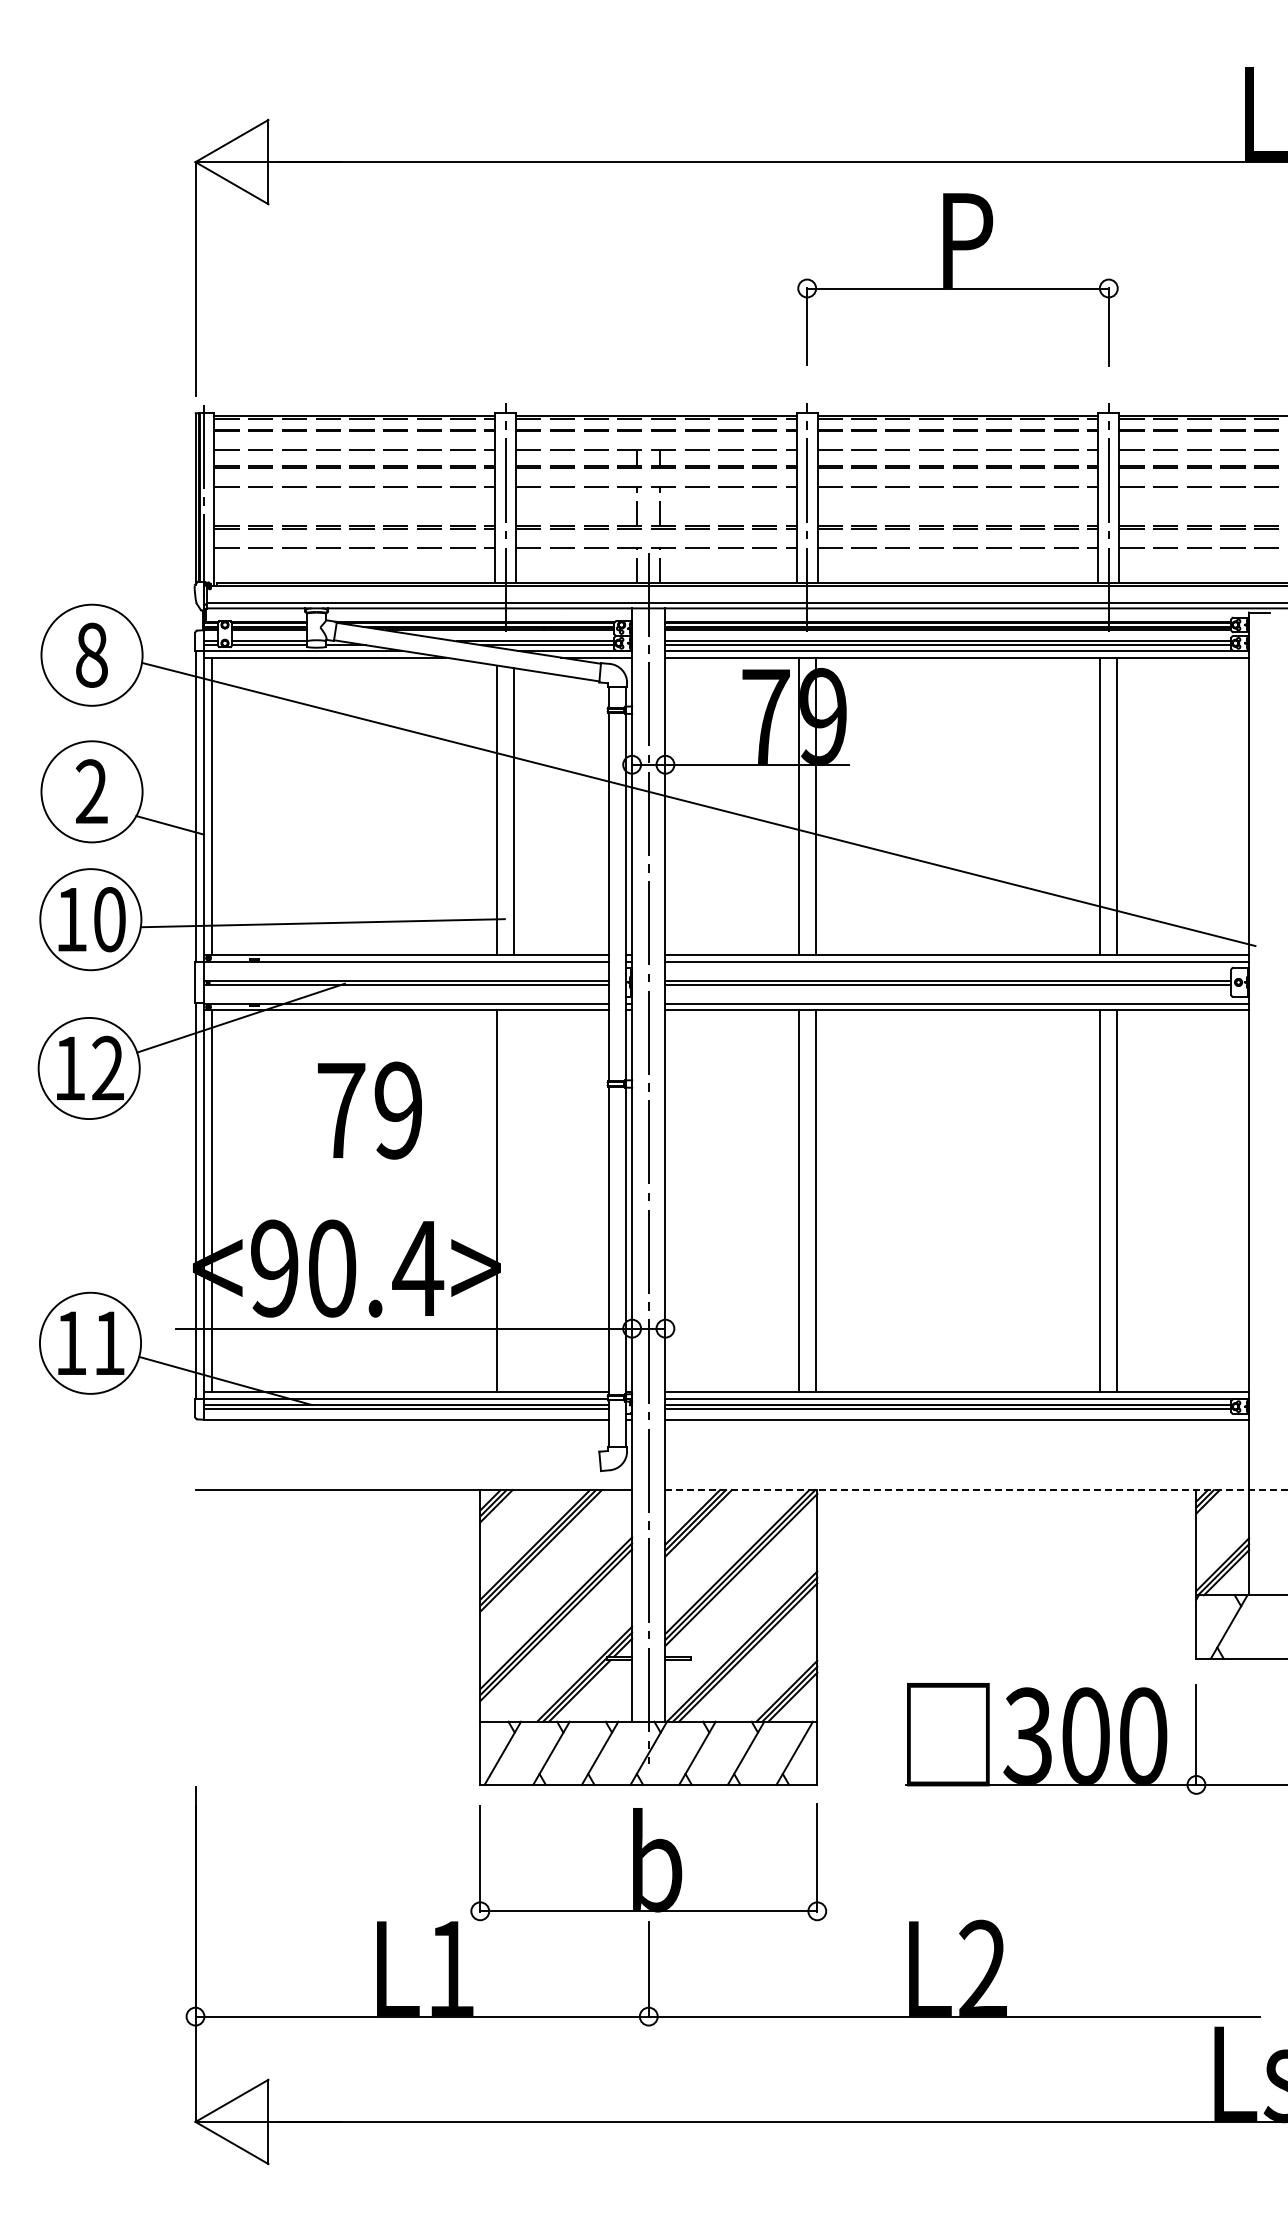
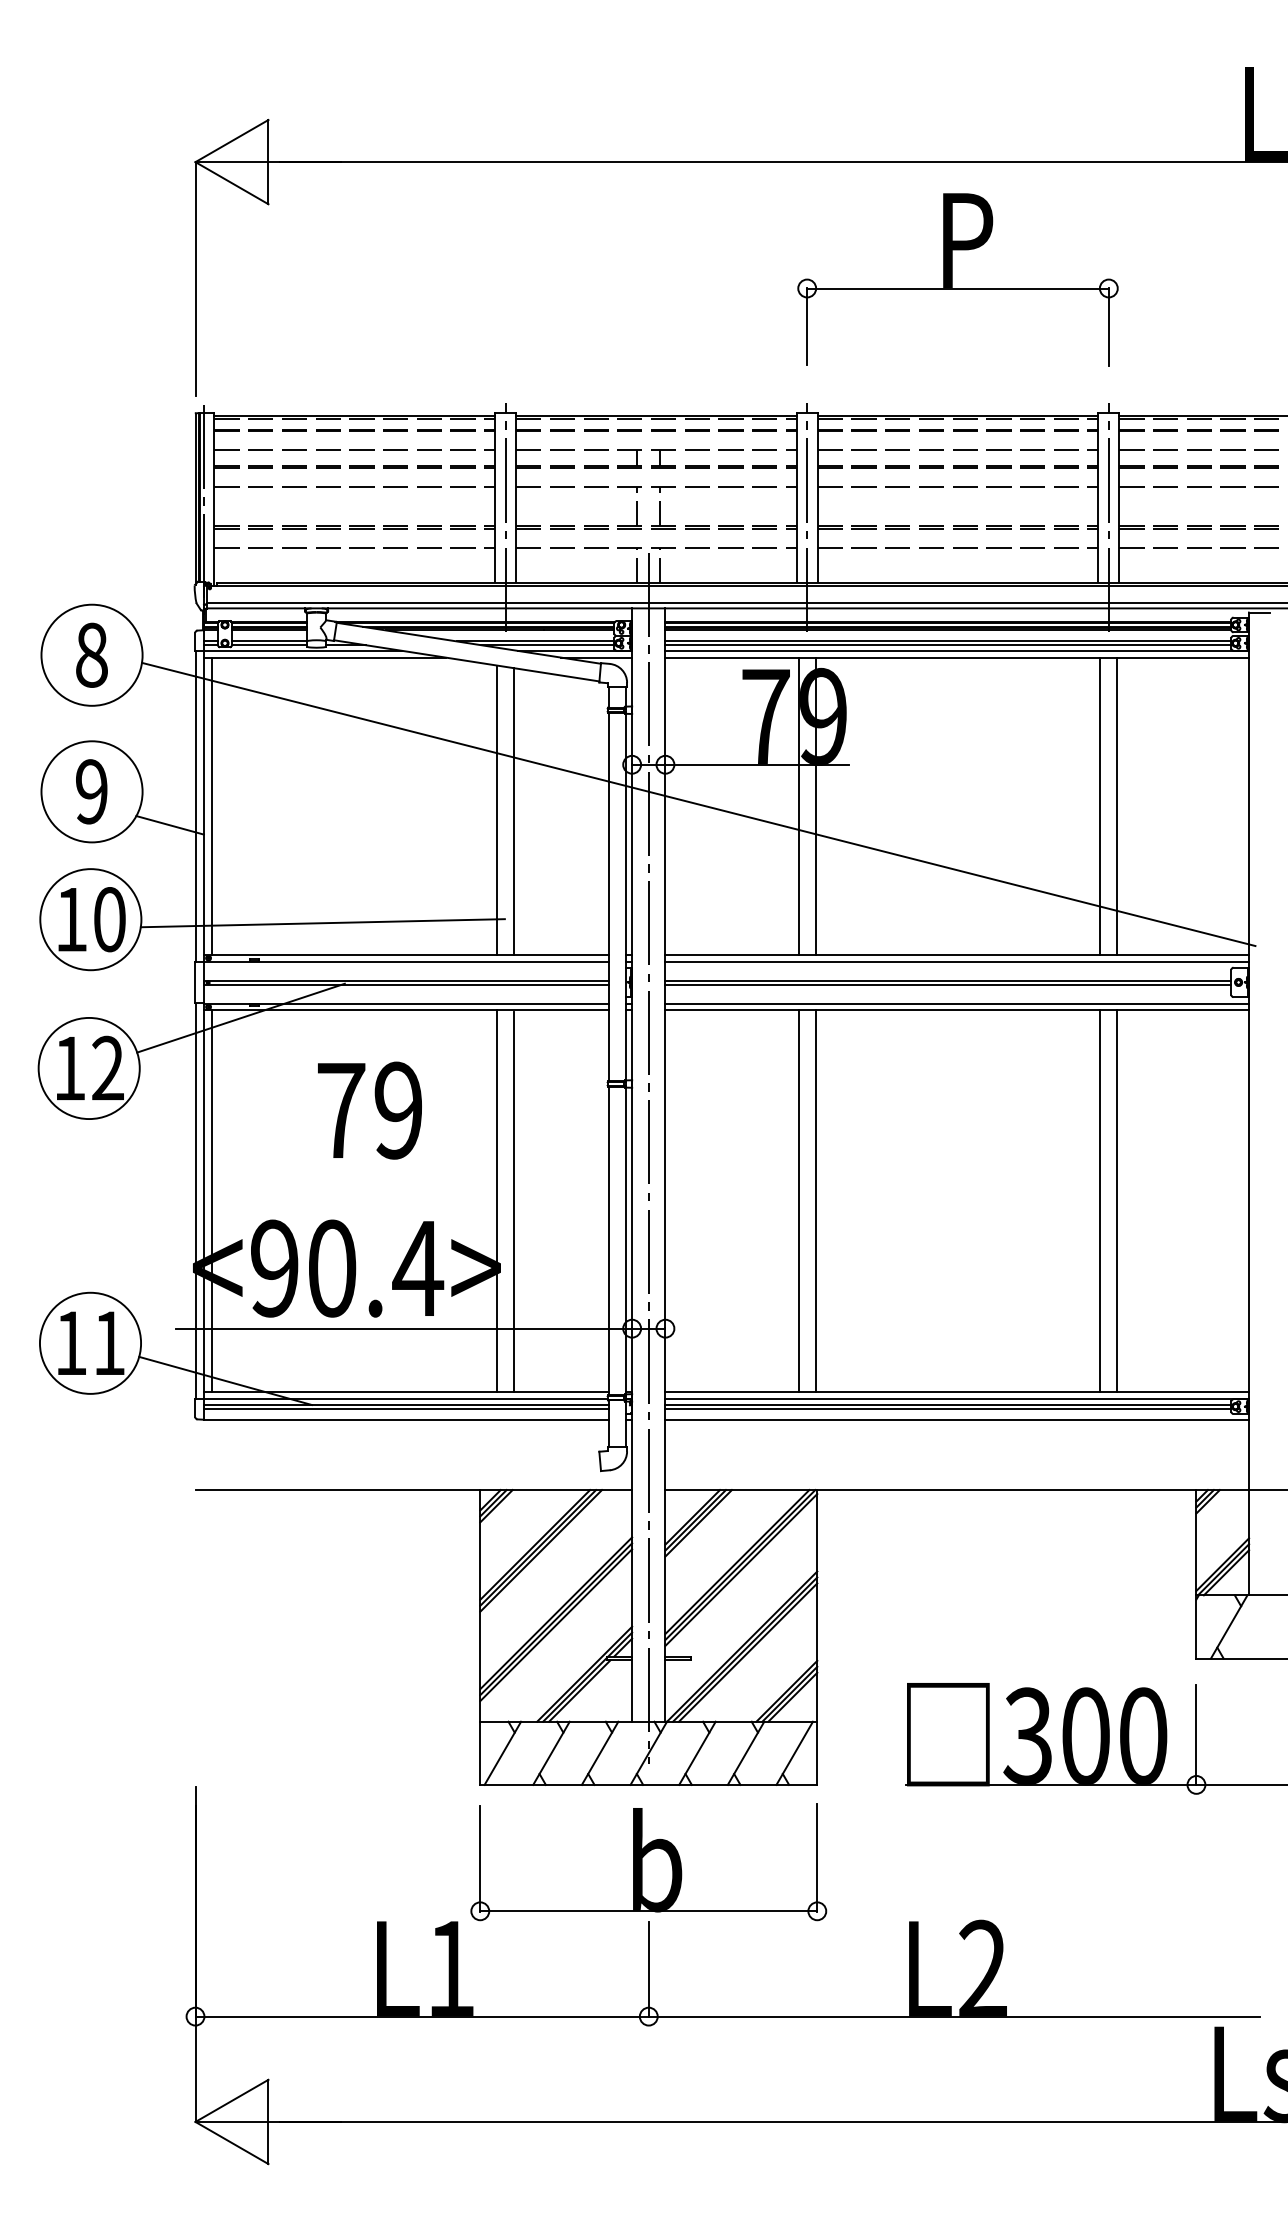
text: 2 -> 9 (91, 791)
line: none -> present (513, 1201)
line: dashed -> solid (976, 1490)
